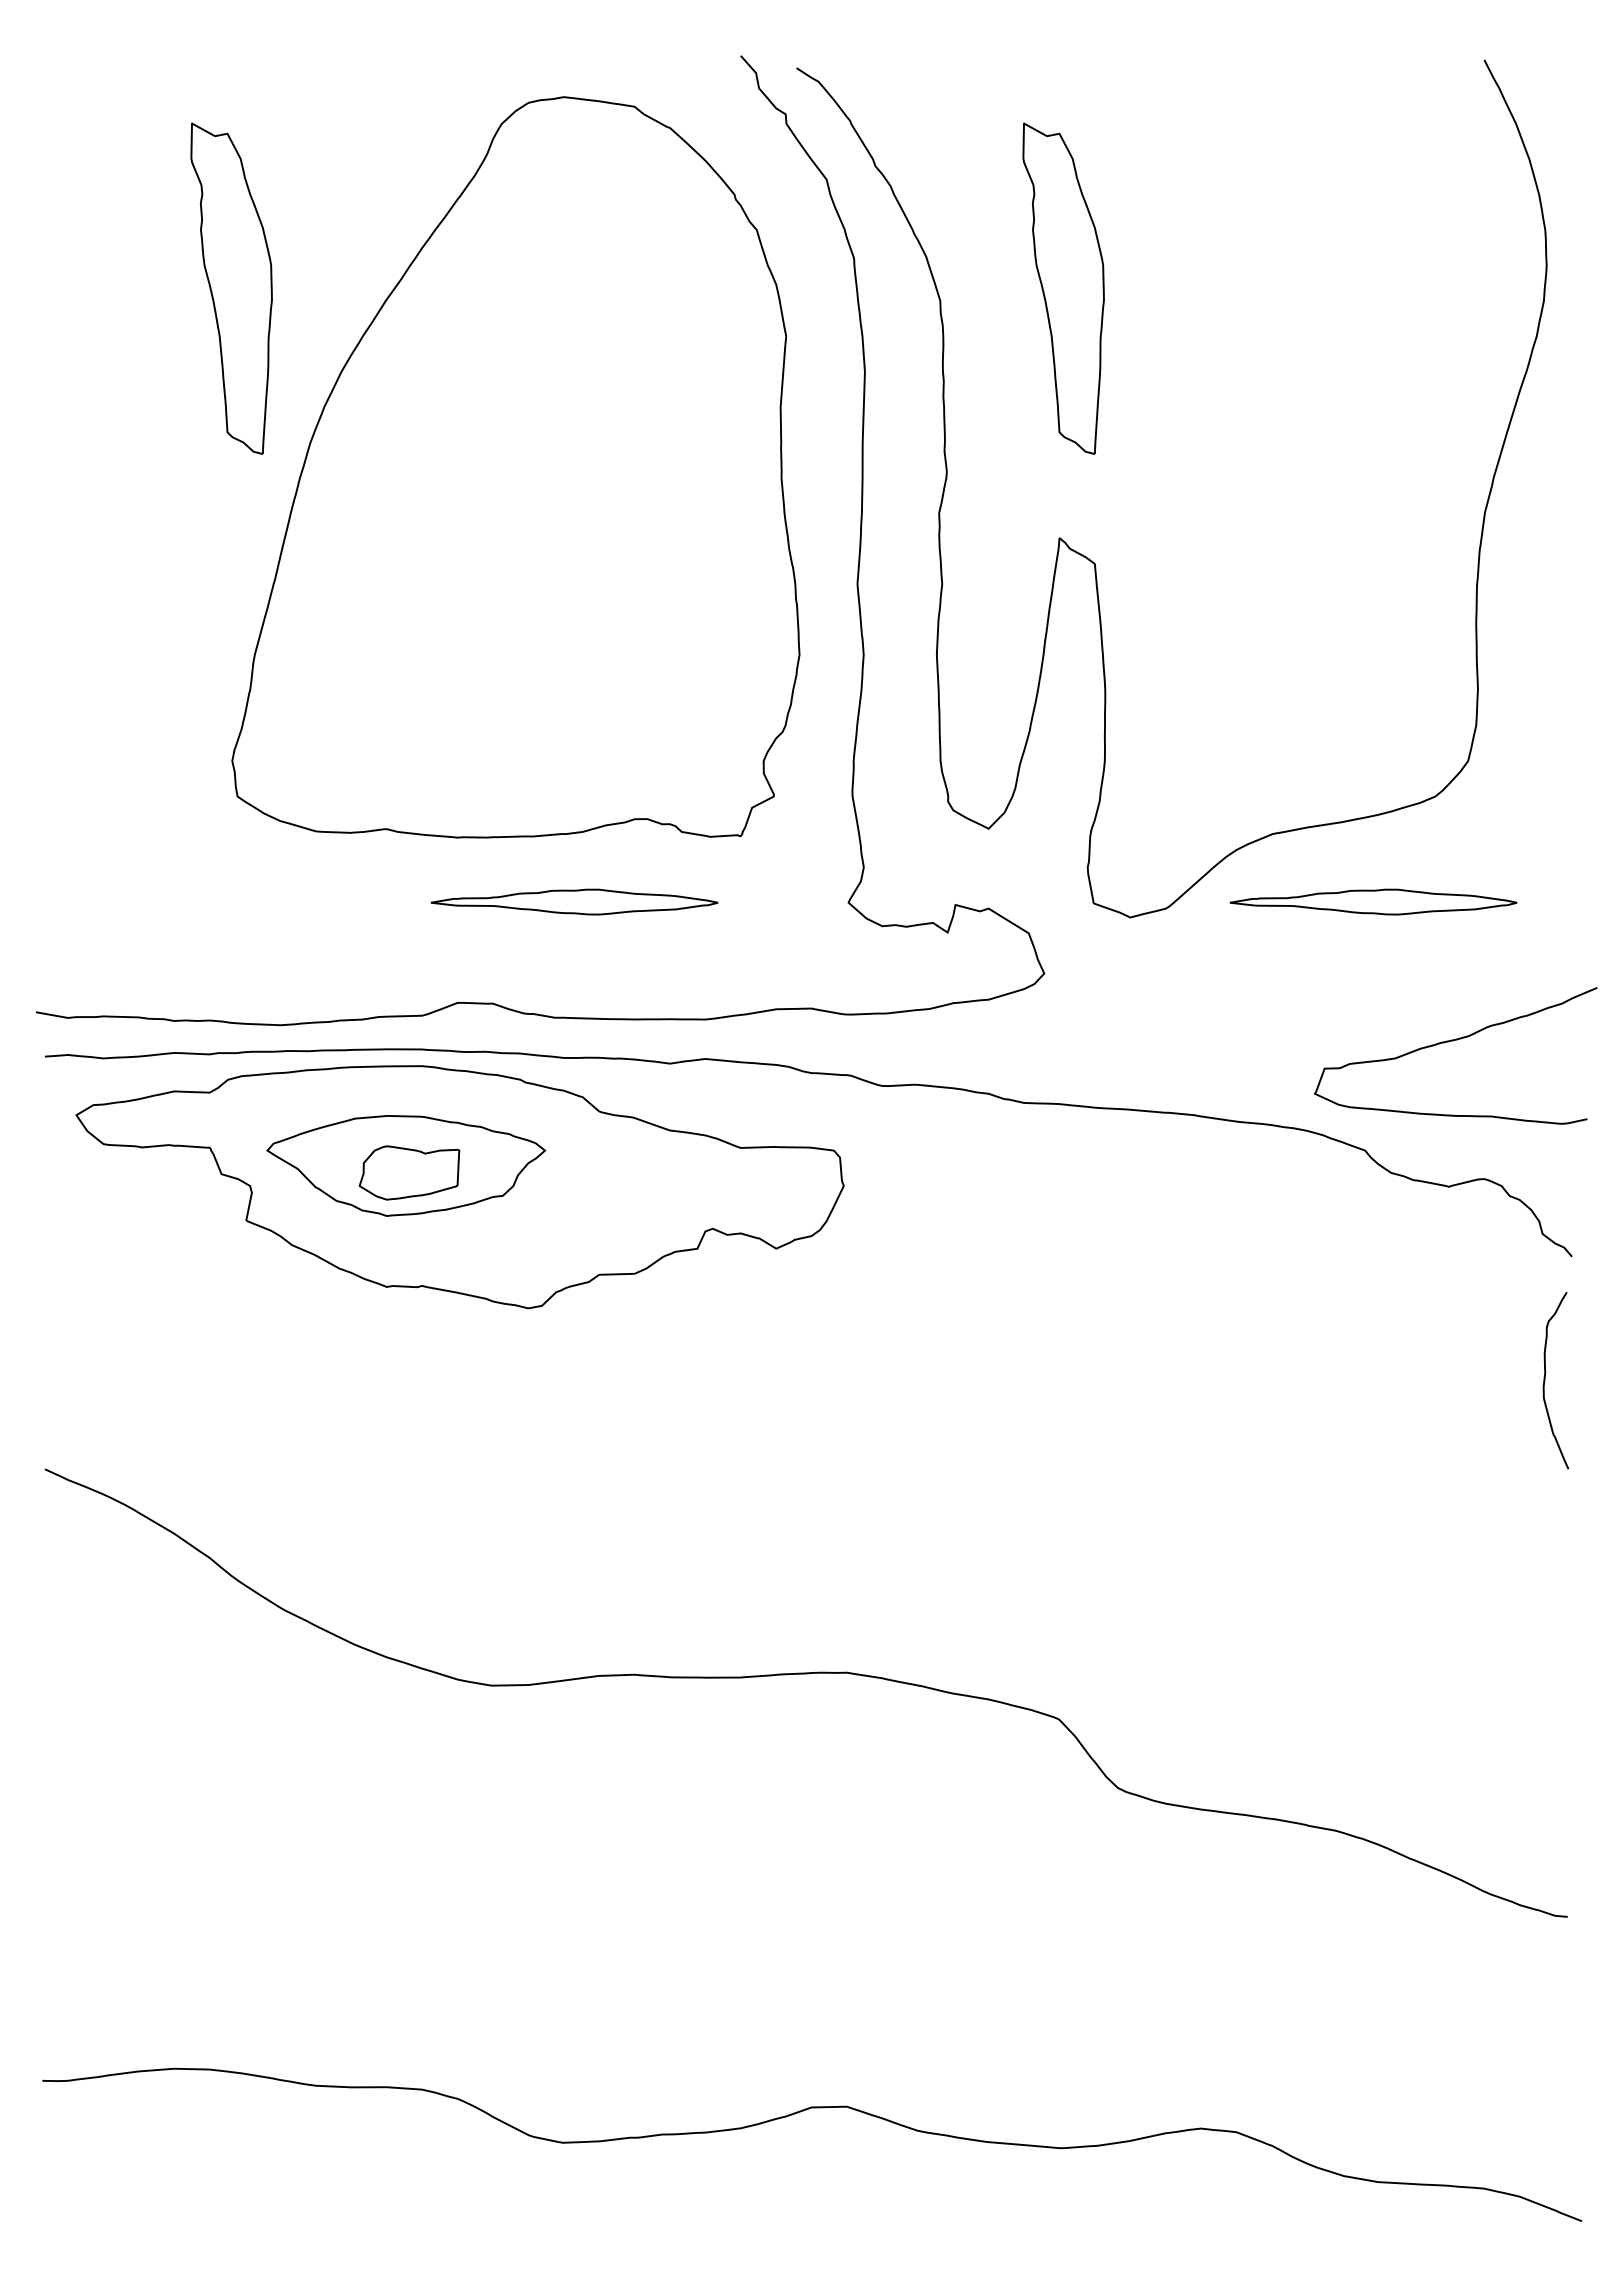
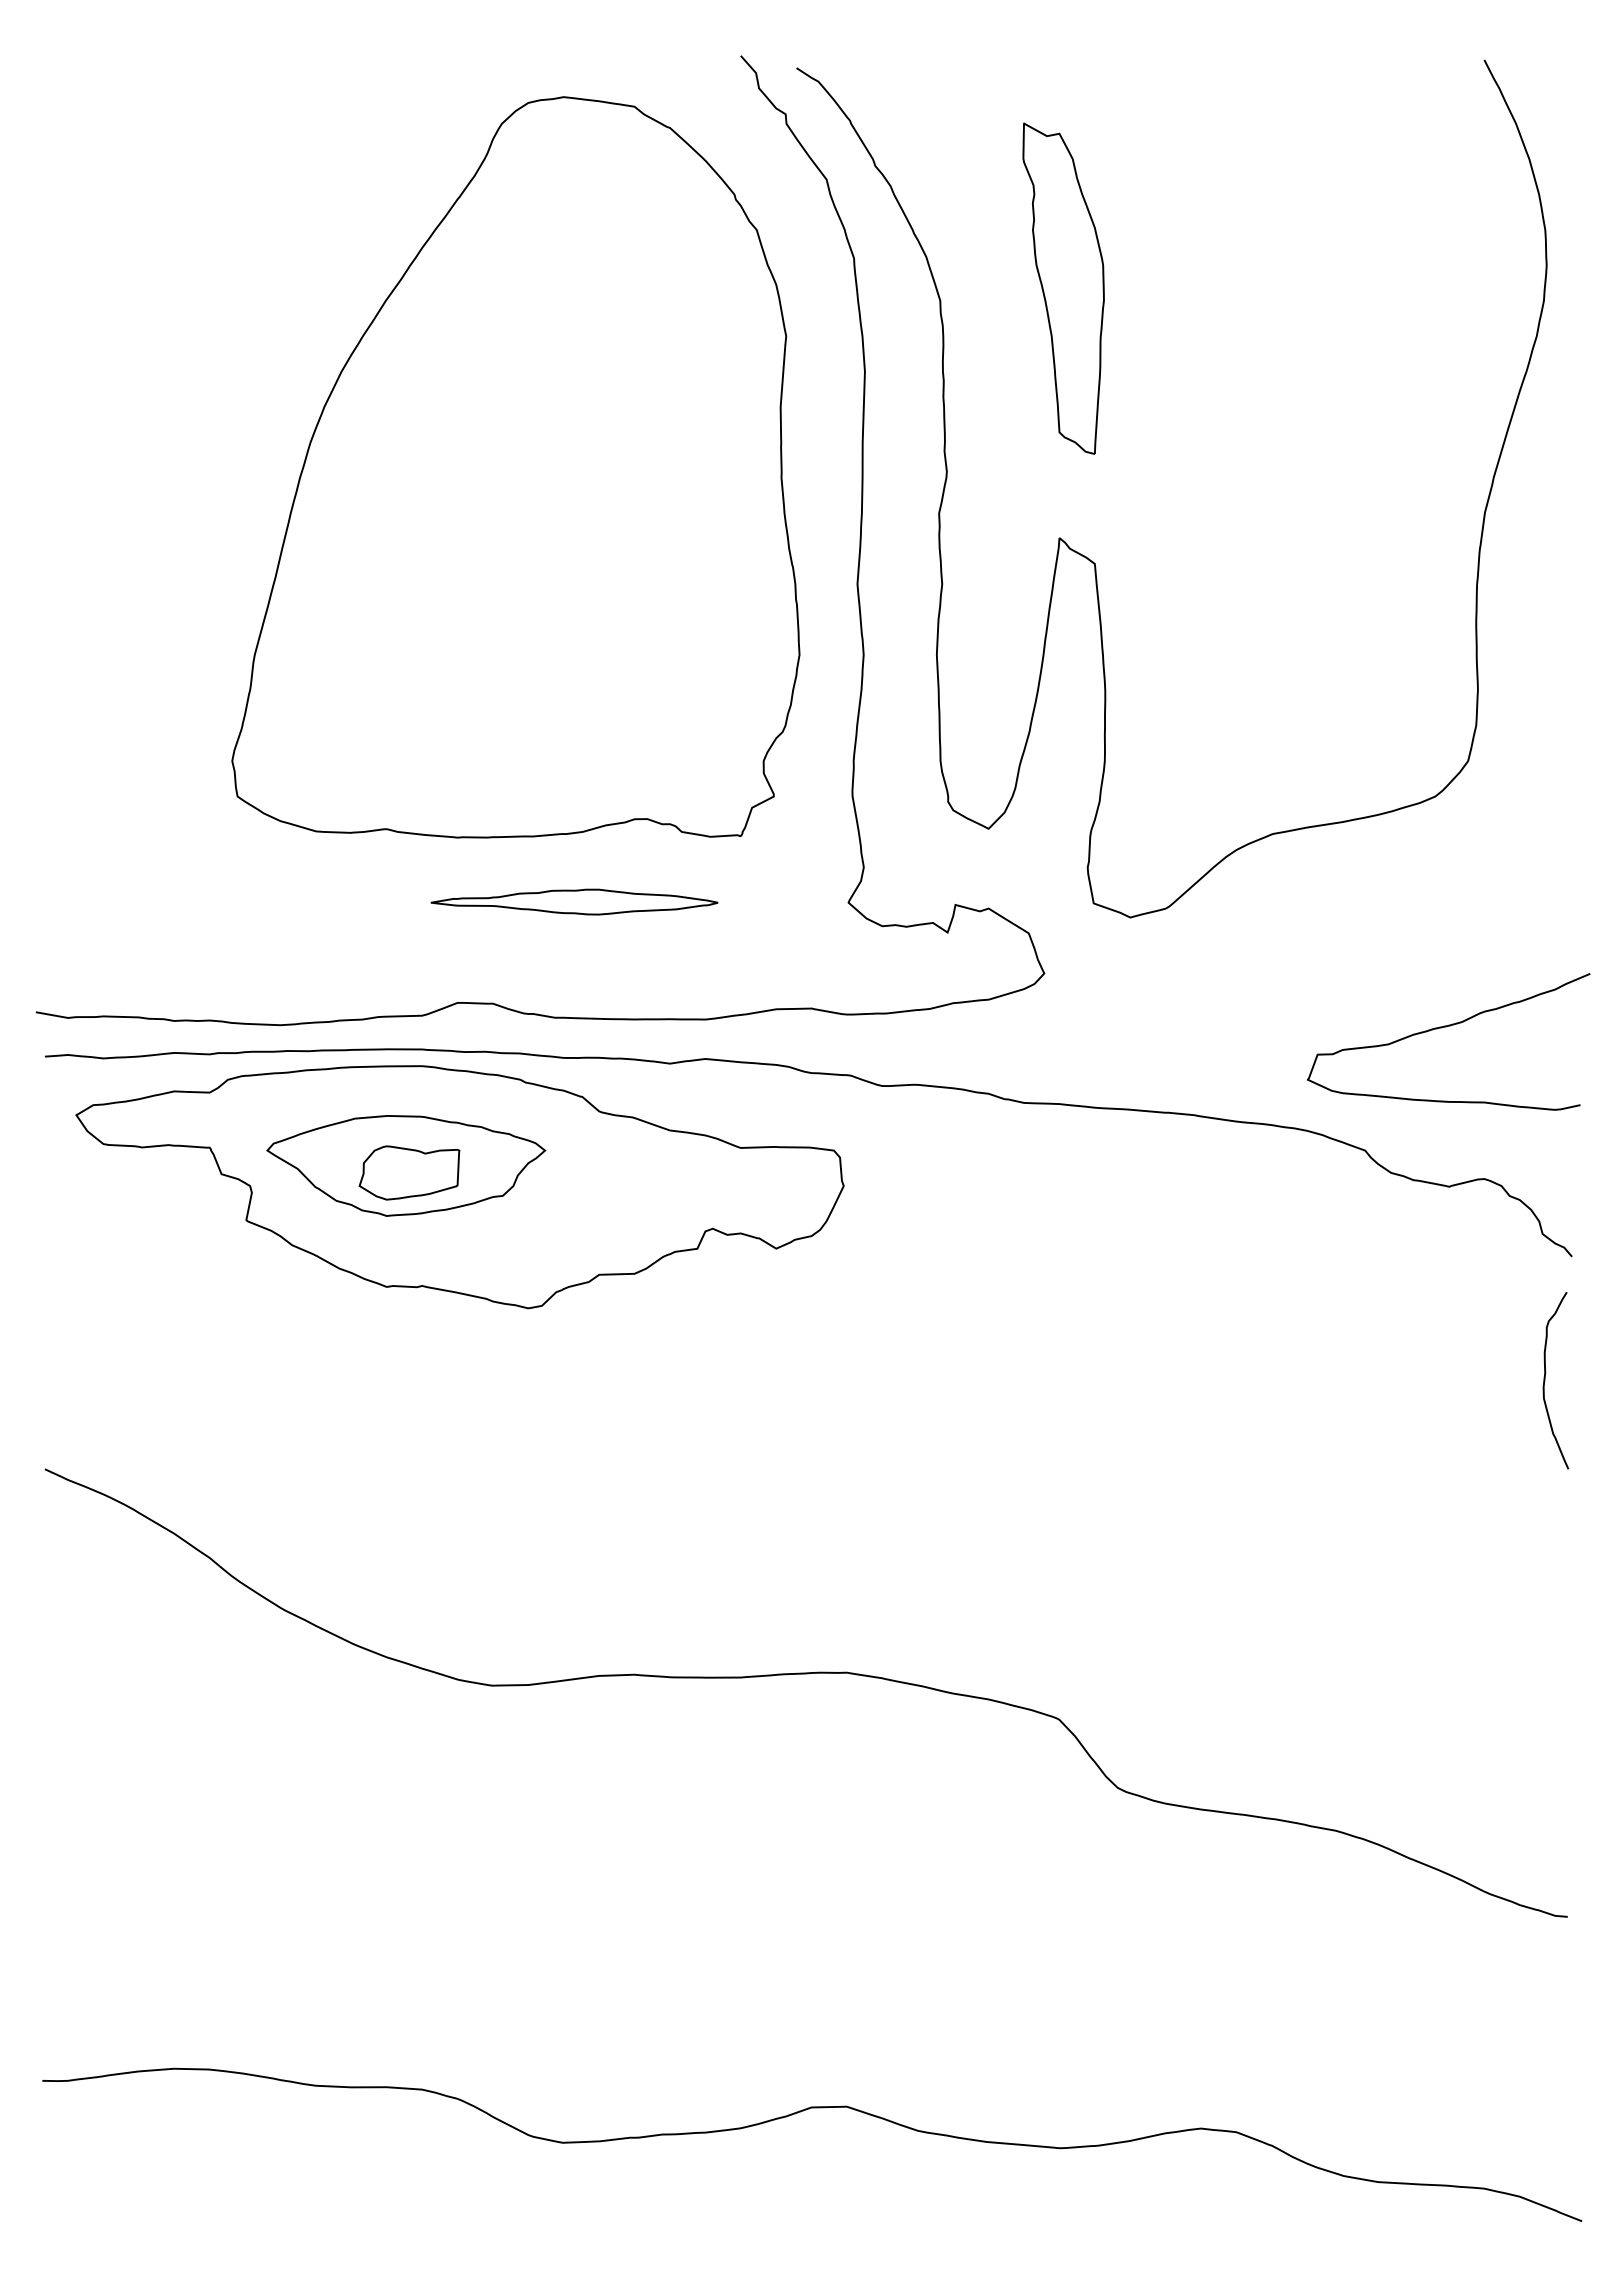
part: present -> none (231, 288)
part: present -> none (1373, 901)
curve position: (1453, 1041) -> (1446, 1027) (1446, 1027)
